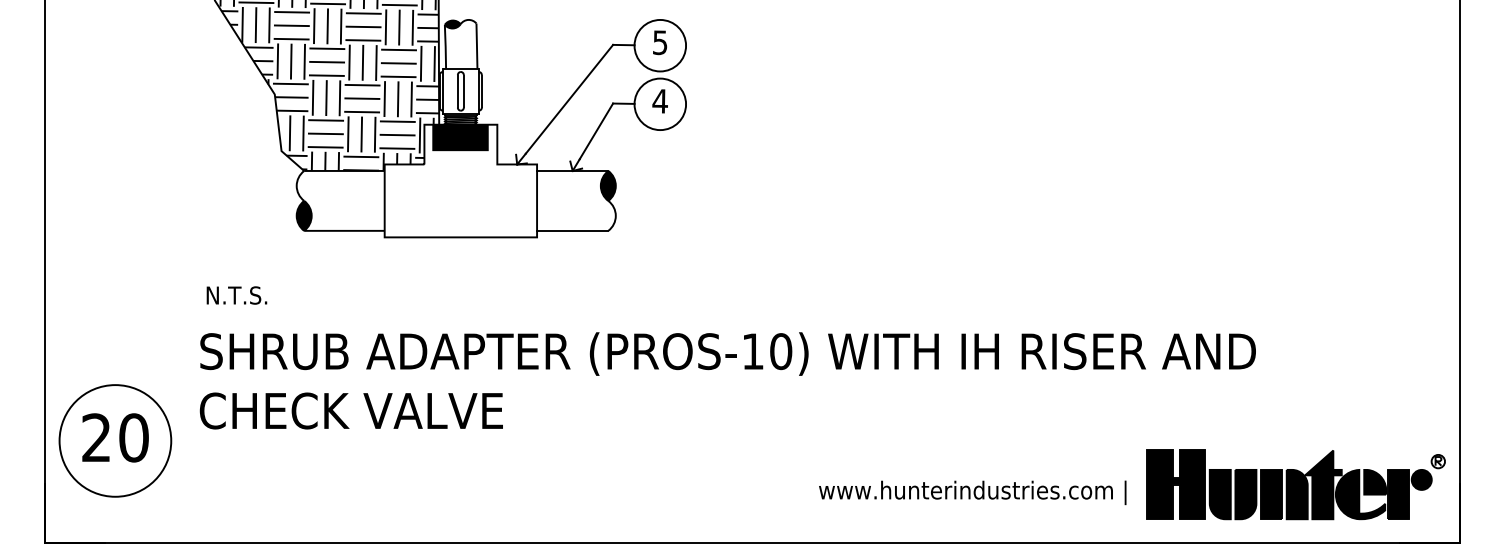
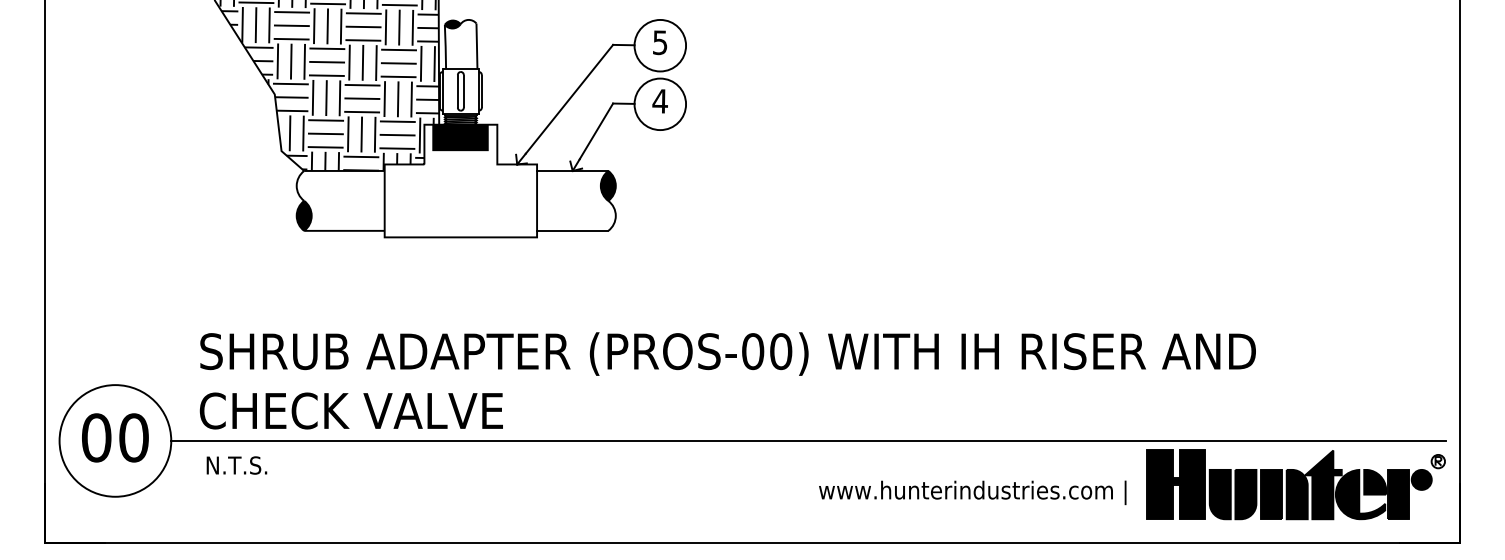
text position: (236, 295) -> (236, 465) (236, 465)
text: (PROS-10) -> (PROS-00) (753, 351)
text: 20 -> 00 (96, 437)
line: none -> present (808, 440)
